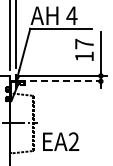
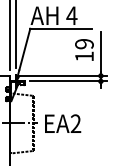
text: 17 -> 19 (84, 43)
line: dashed -> solid (69, 81)
text position: (61, 141) -> (63, 123) (63, 123)
